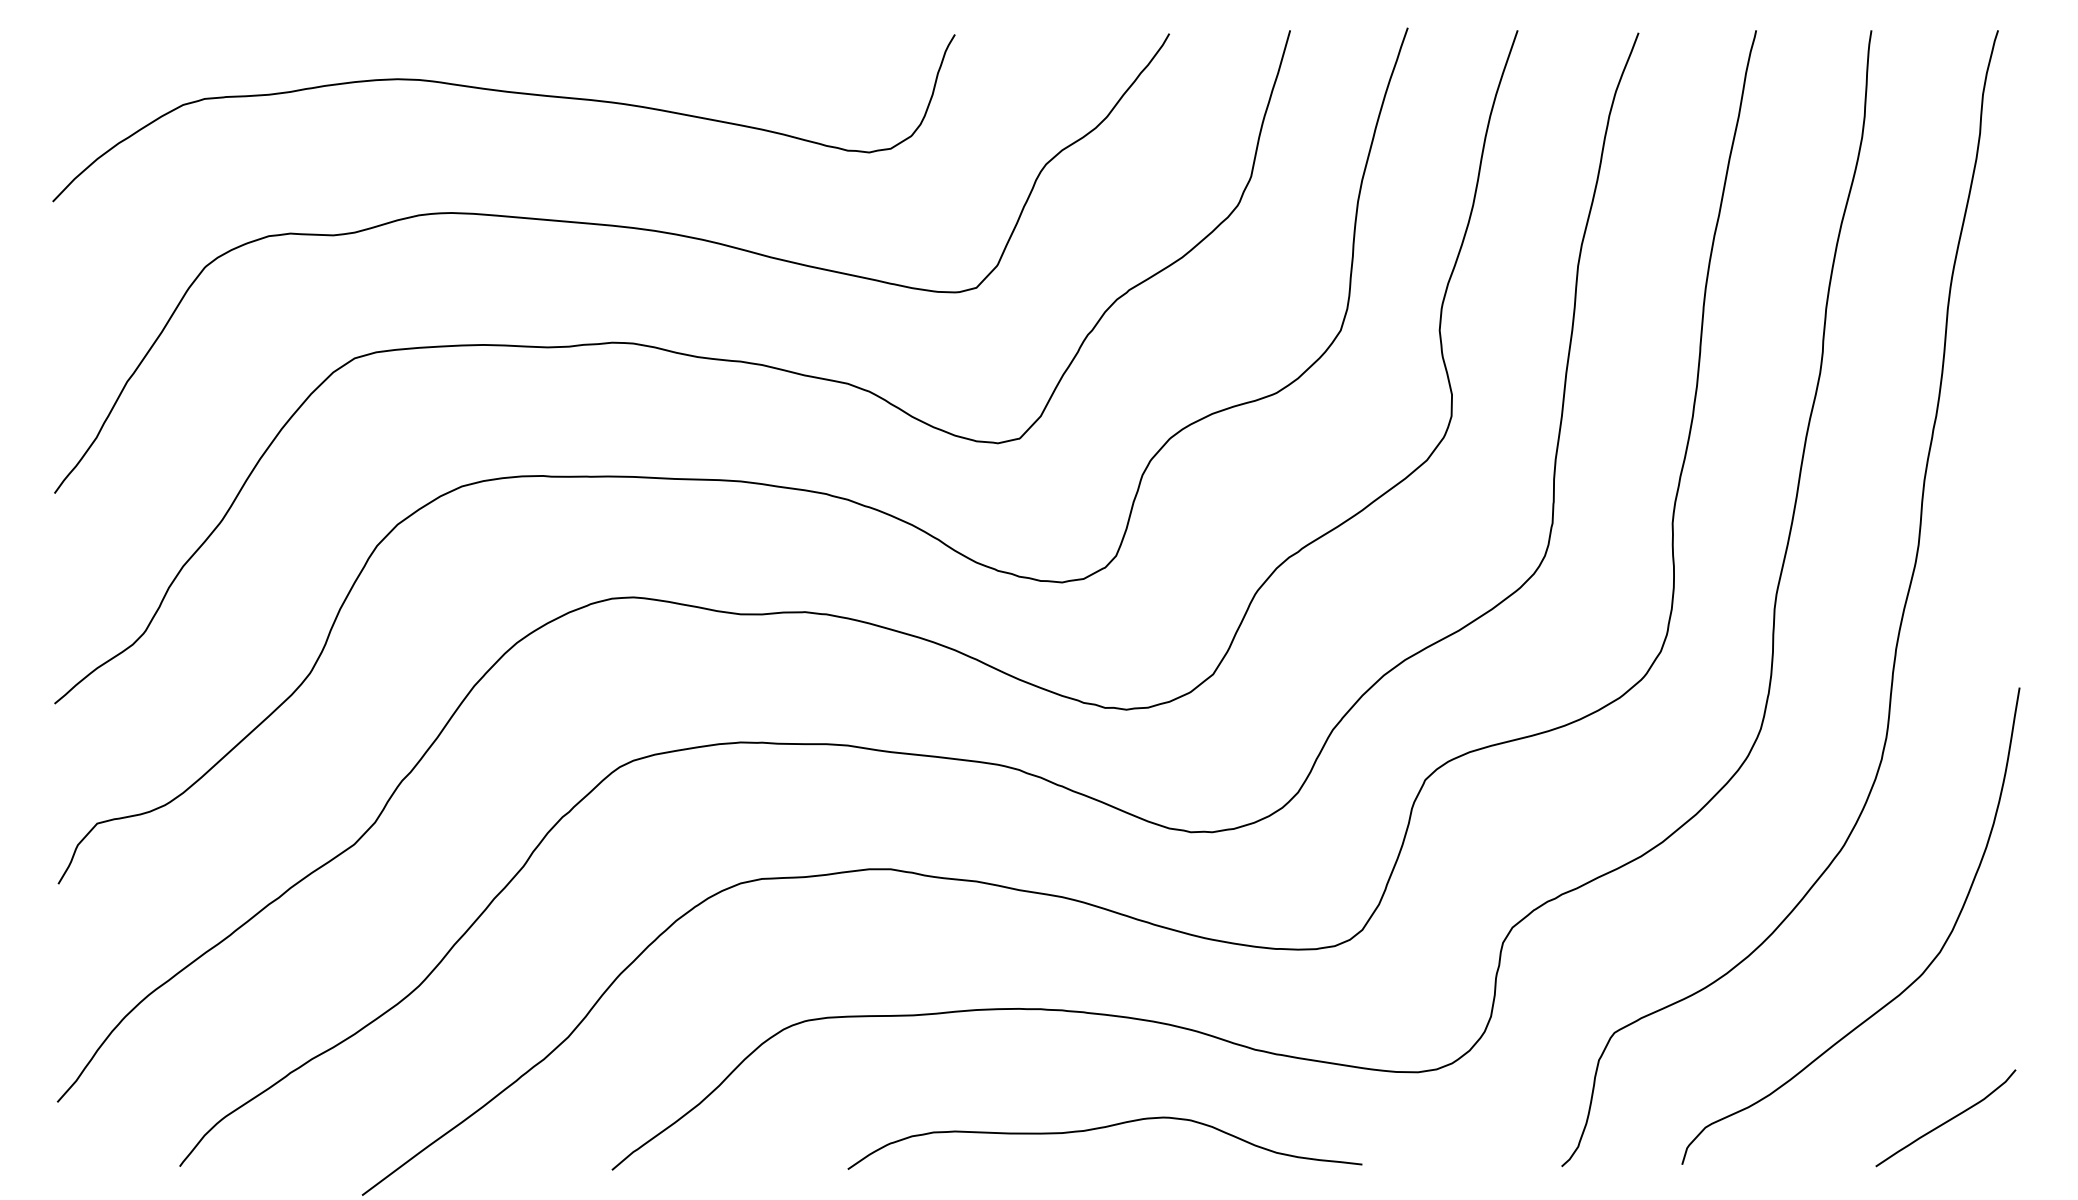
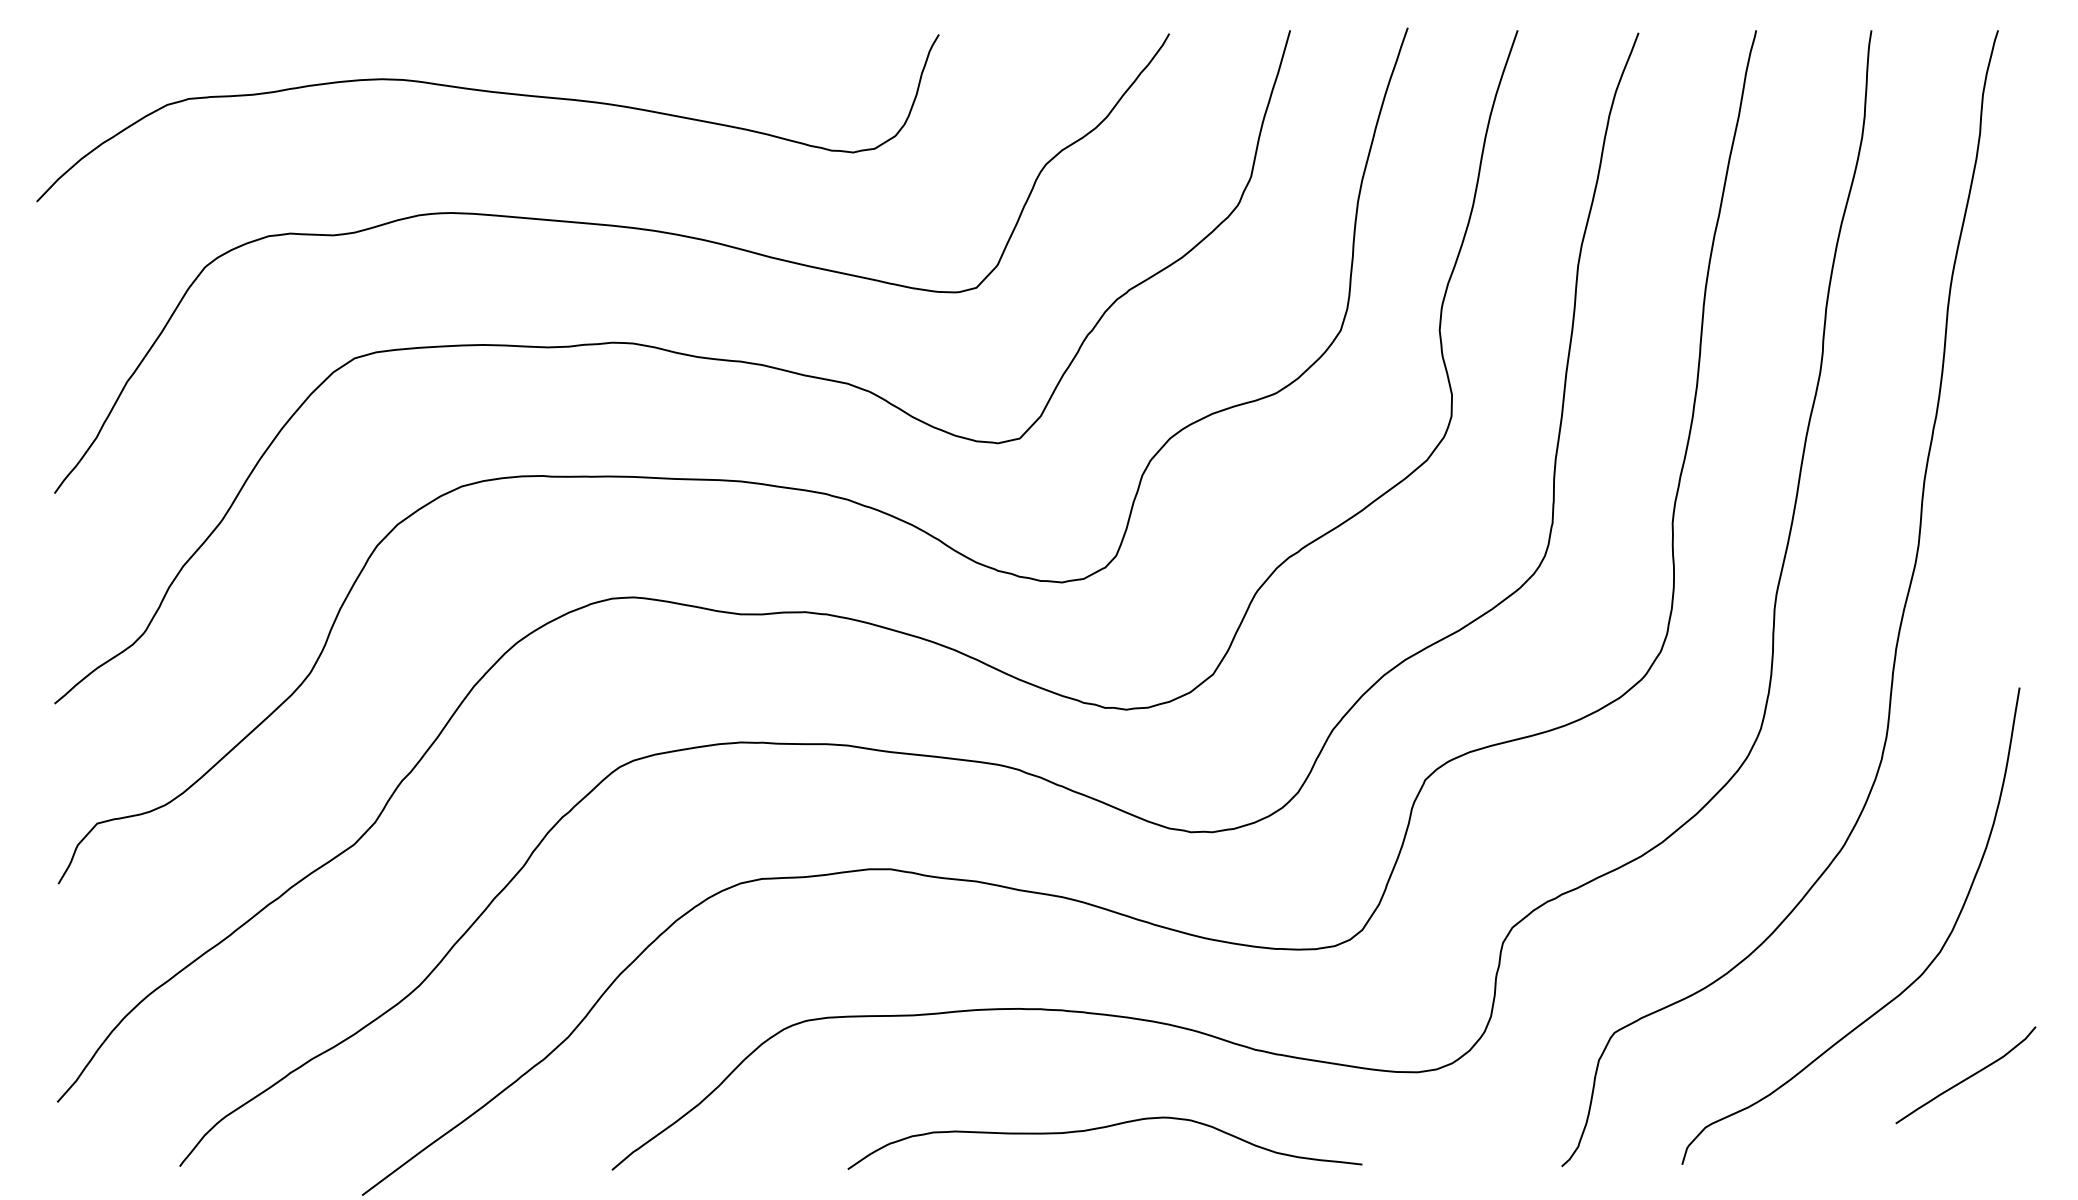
curve position: (510, 93) -> (494, 93) (494, 93)
curve position: (1947, 1120) -> (1967, 1077) (1967, 1077)
